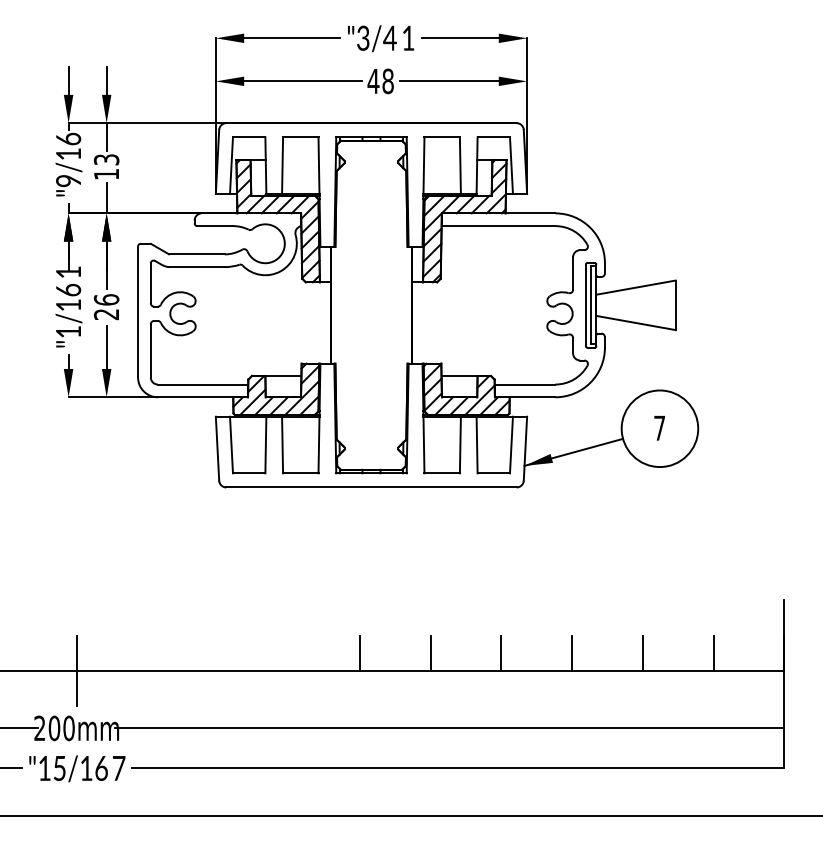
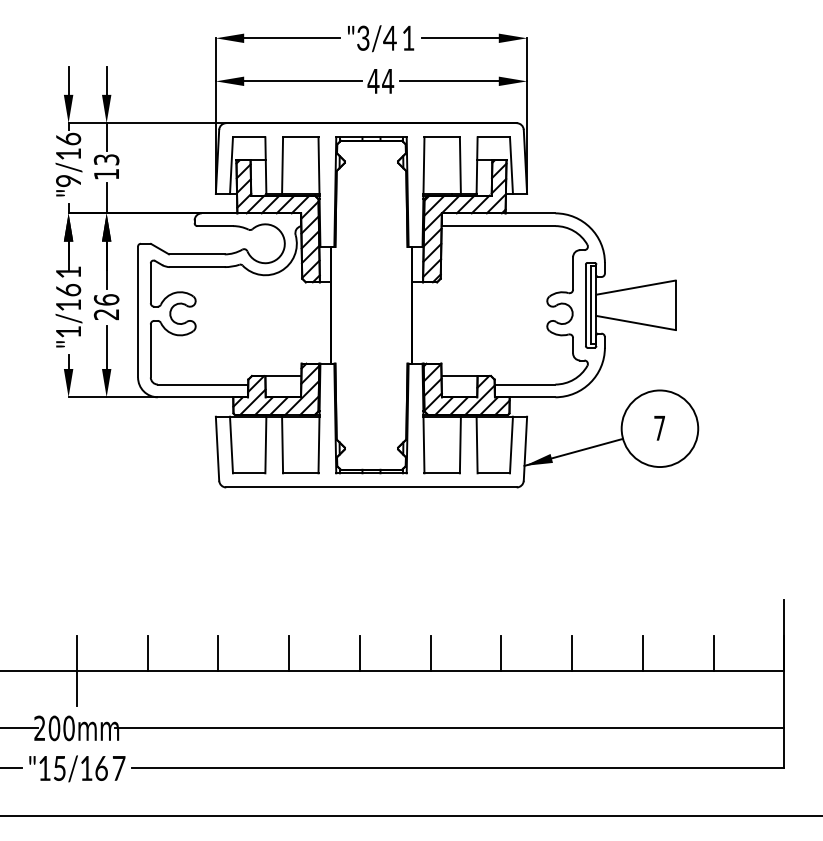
text: 48 -> 44 (388, 81)
line: none -> present (147, 652)
line: none -> present (218, 652)
line: none -> present (289, 652)
